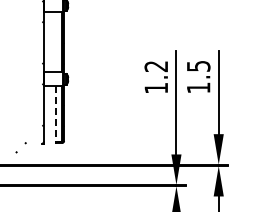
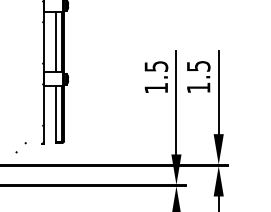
line: none -> present (56, 42)
text: 1.2 -> 1.5 (156, 66)
line: dashed -> solid (56, 113)
